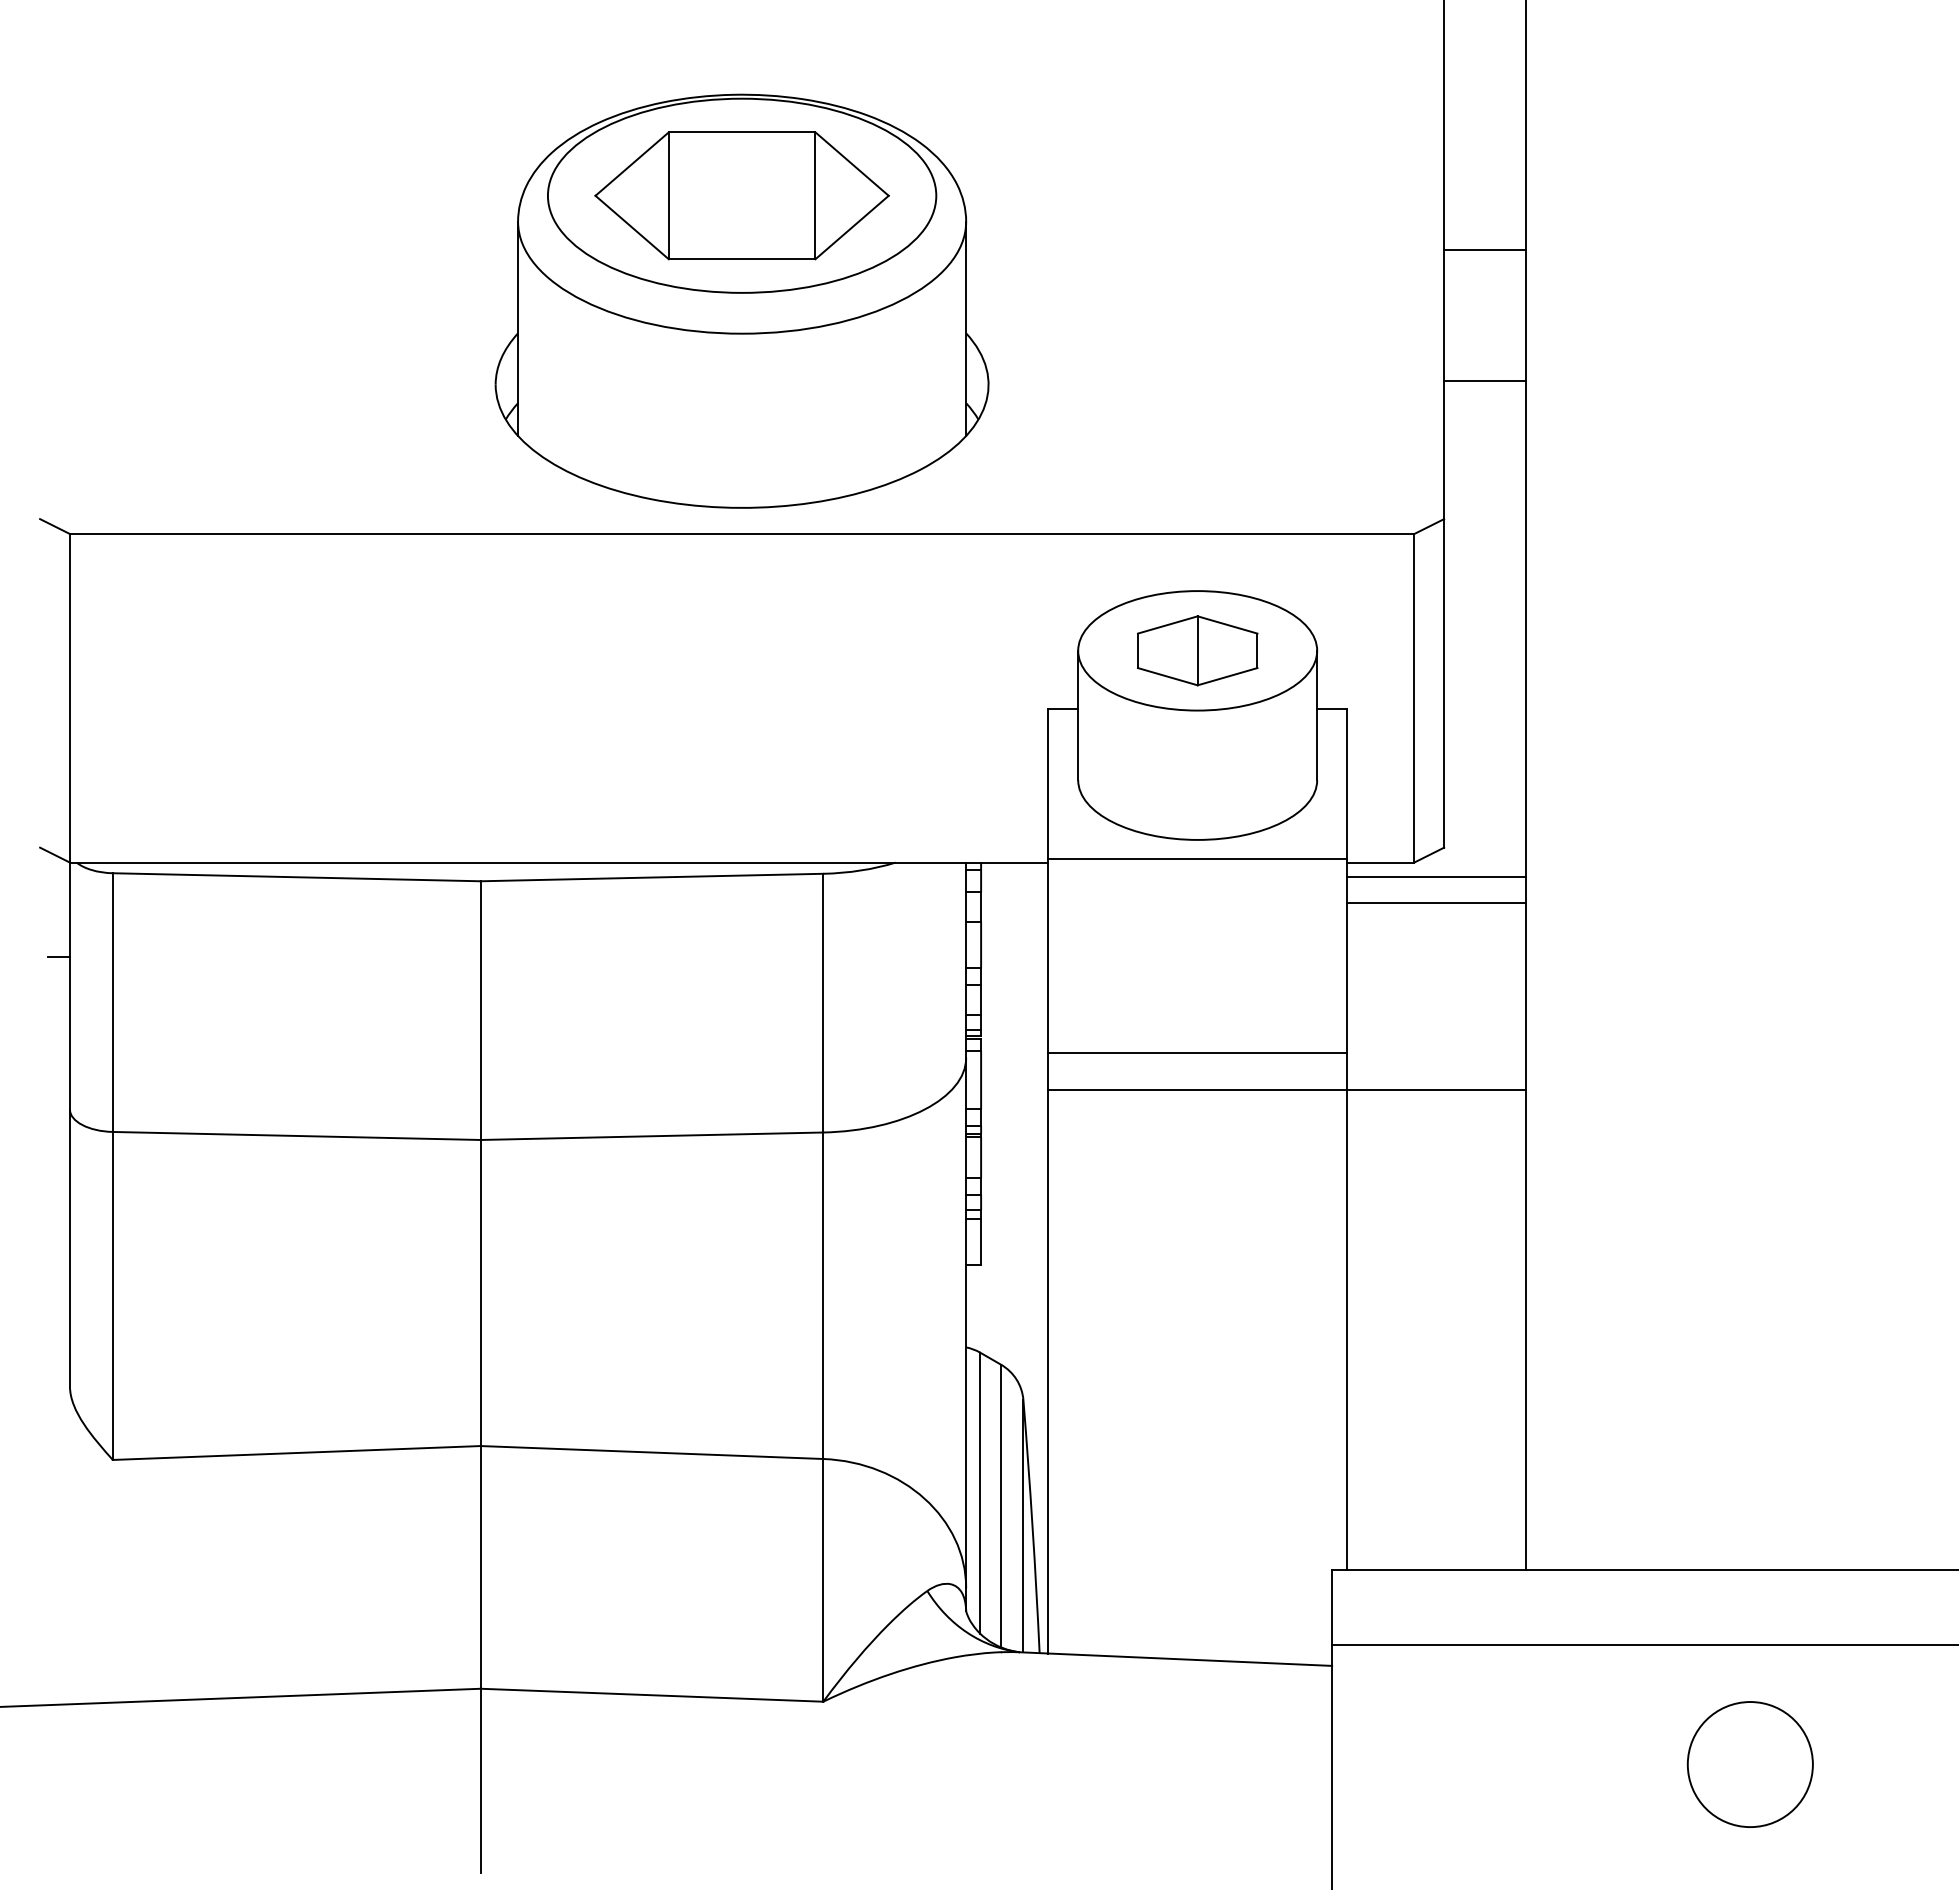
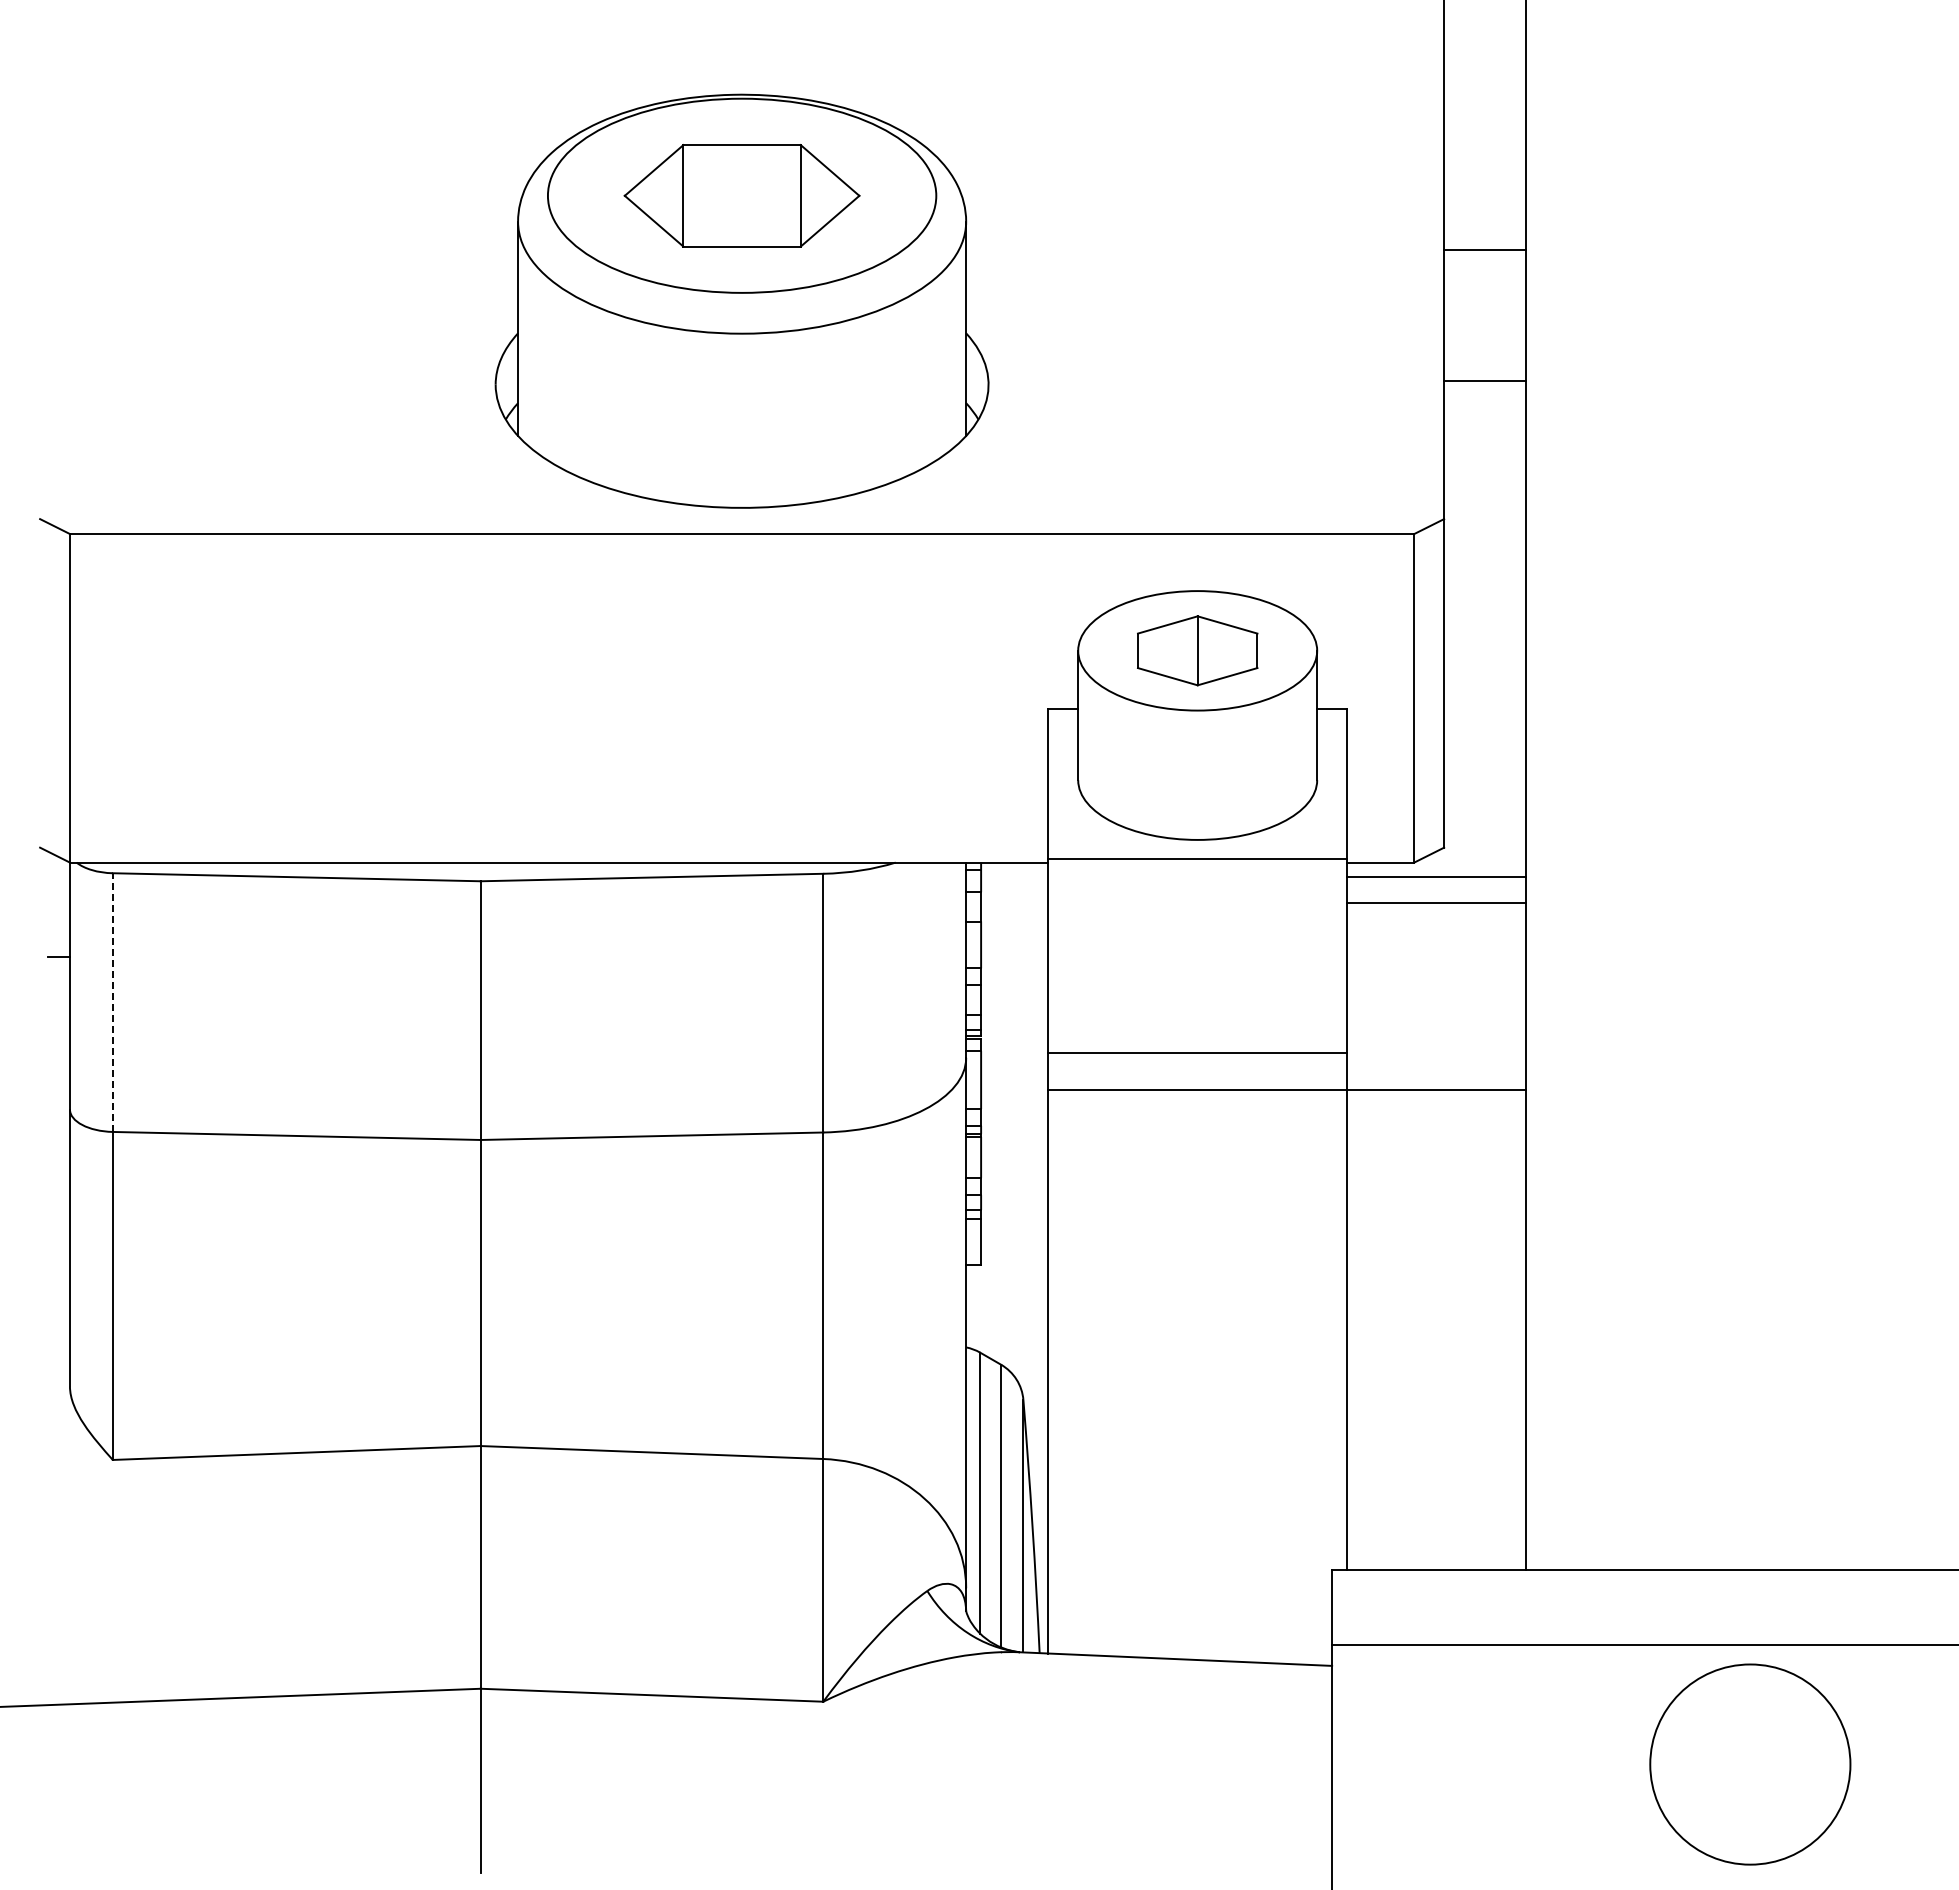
part size: 296x130 px -> 238x104 px (741, 195)
line: solid -> dashed (112, 1002)
circle diameter: 125 px -> 200 px (1750, 1764)
